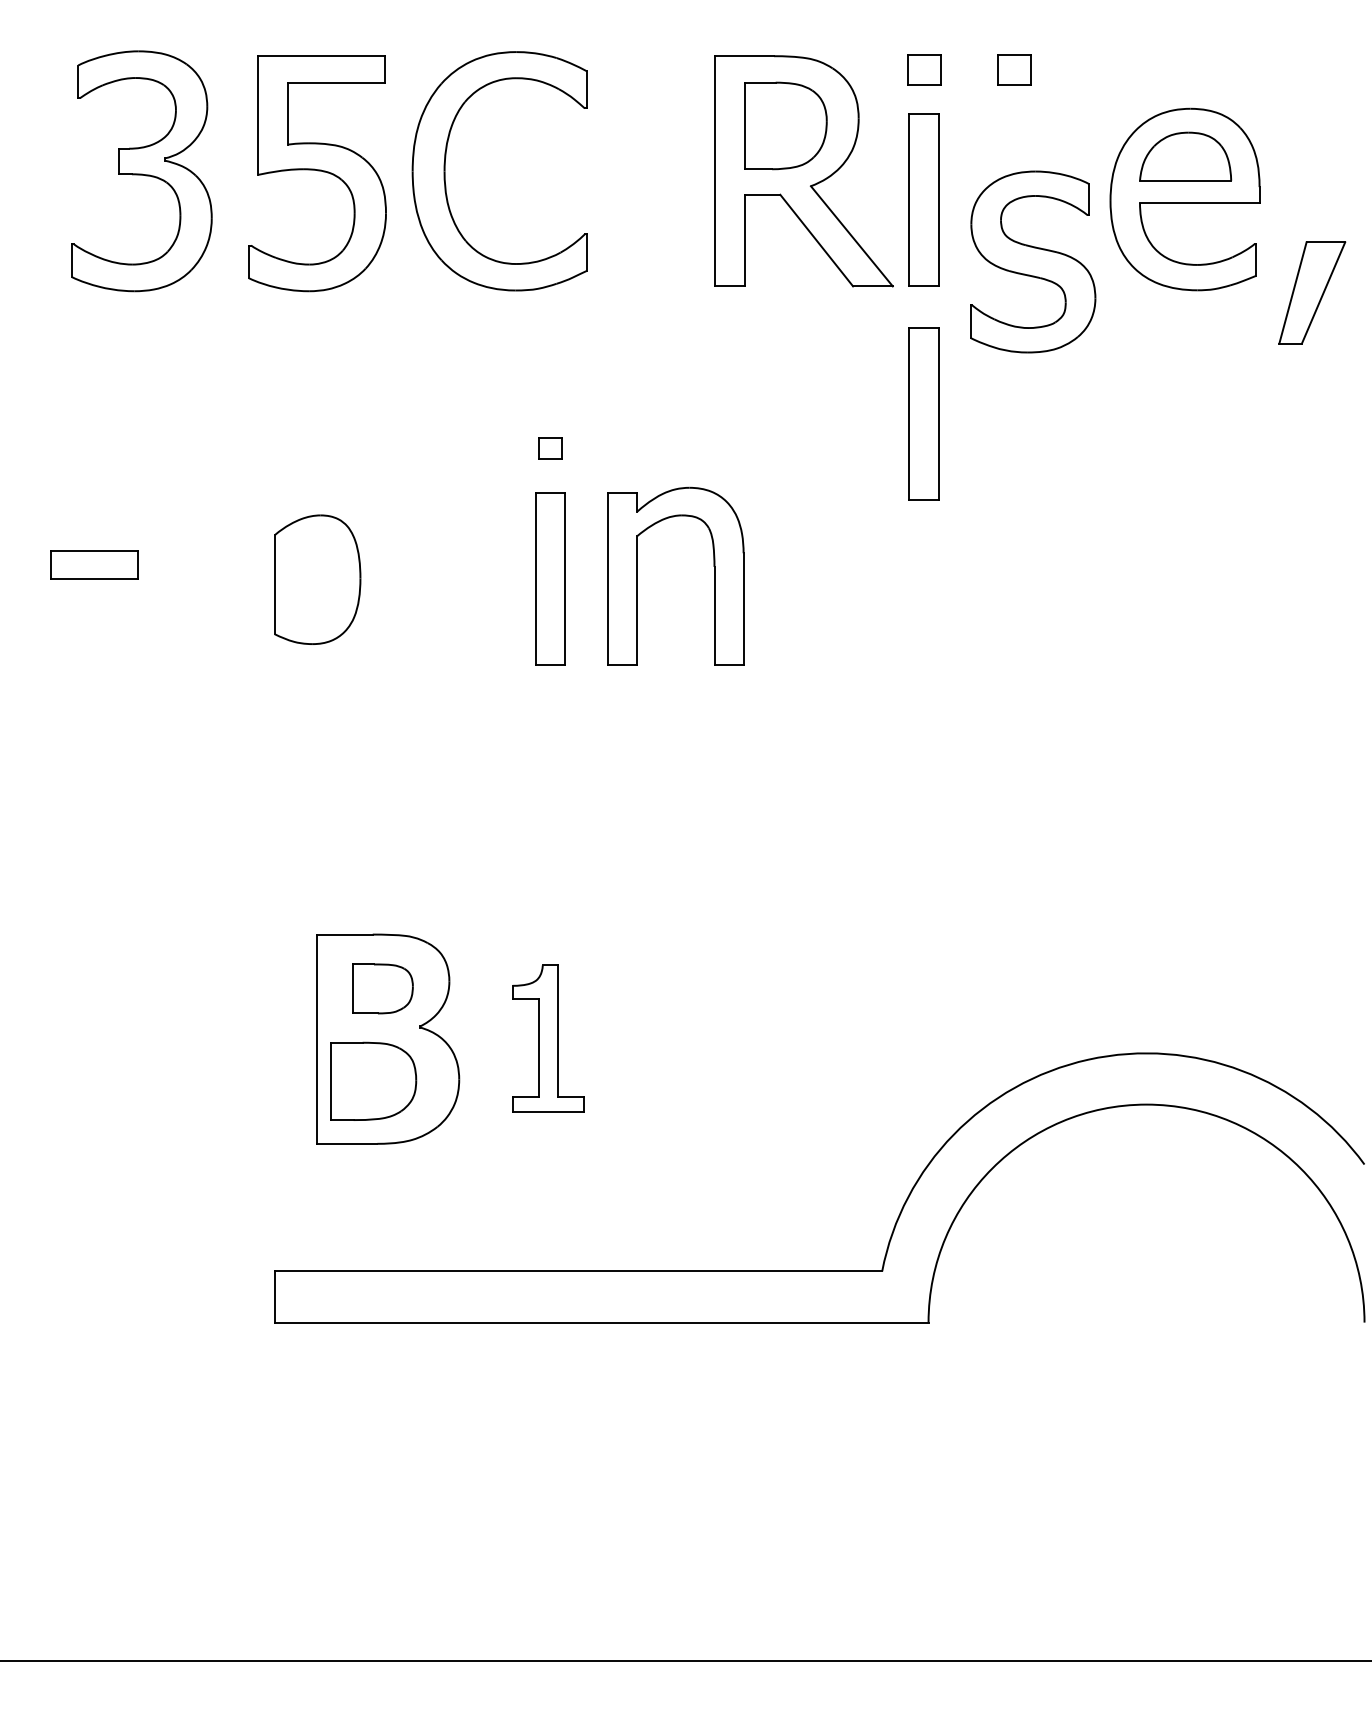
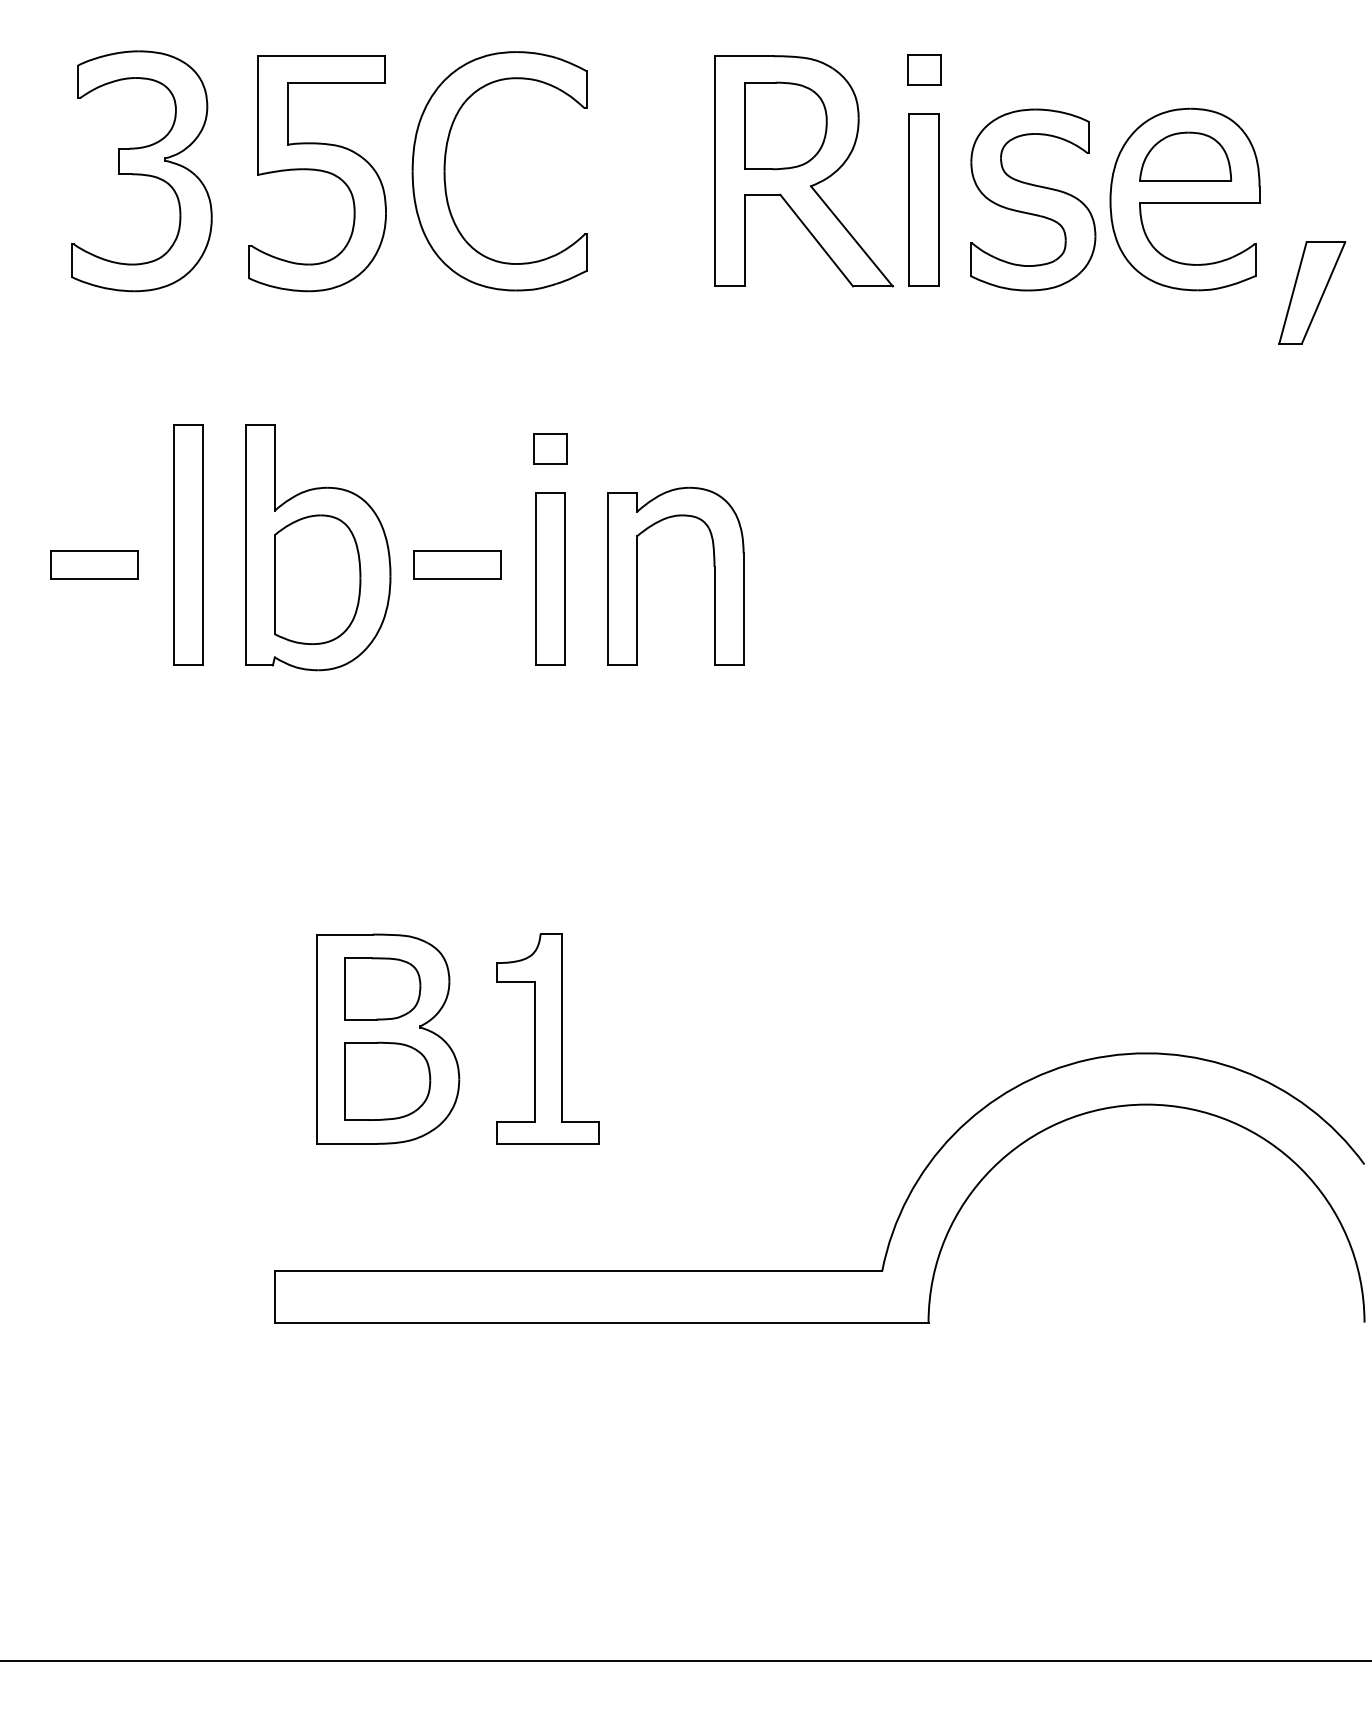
part: present -> none (1014, 69)
part position: (1033, 261) -> (1033, 199) (1033, 199)
part: present -> none (923, 413)
part size: 25x23 px -> 35x32 px (550, 448)
part: none -> present (188, 544)
part: none -> present (318, 547)
part: none -> present (457, 564)
part size: 62x52 px -> 78x64 px (382, 988)
part size: 73x149 px -> 104x212 px (547, 1038)
part position: (373, 1080) -> (387, 1080) (387, 1080)
